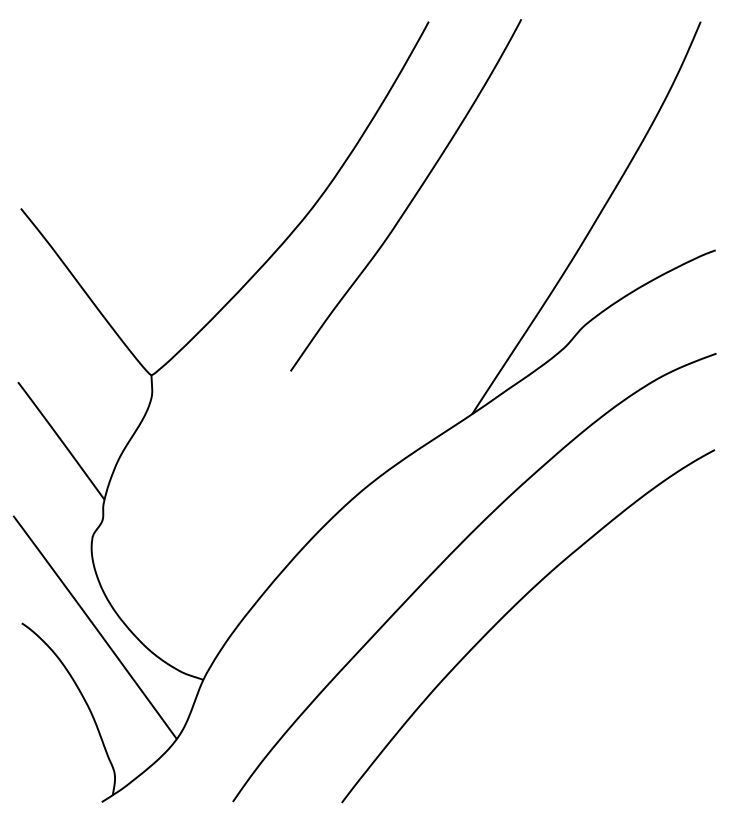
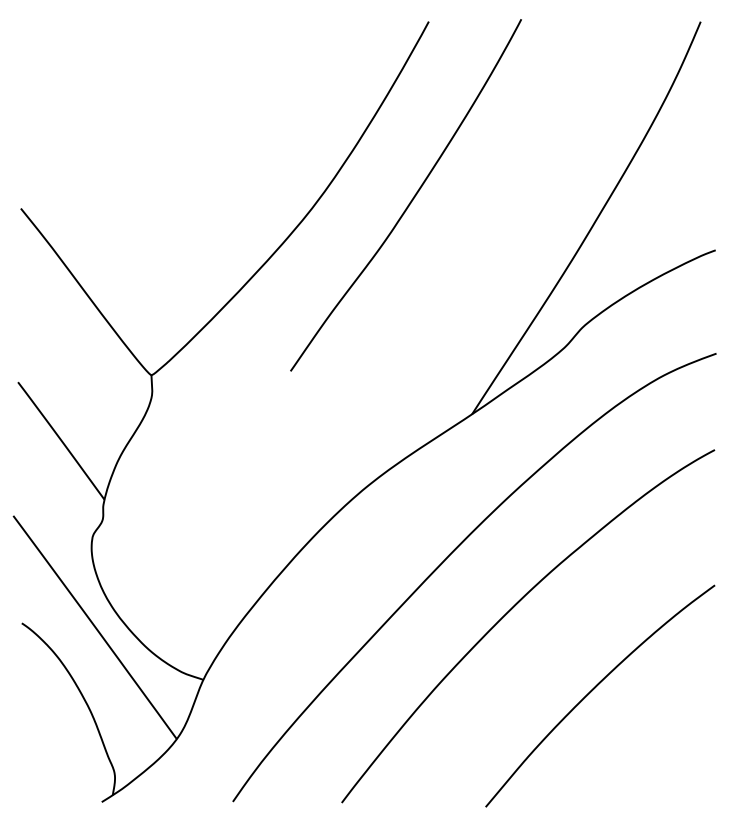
curve: none -> present (594, 689)
